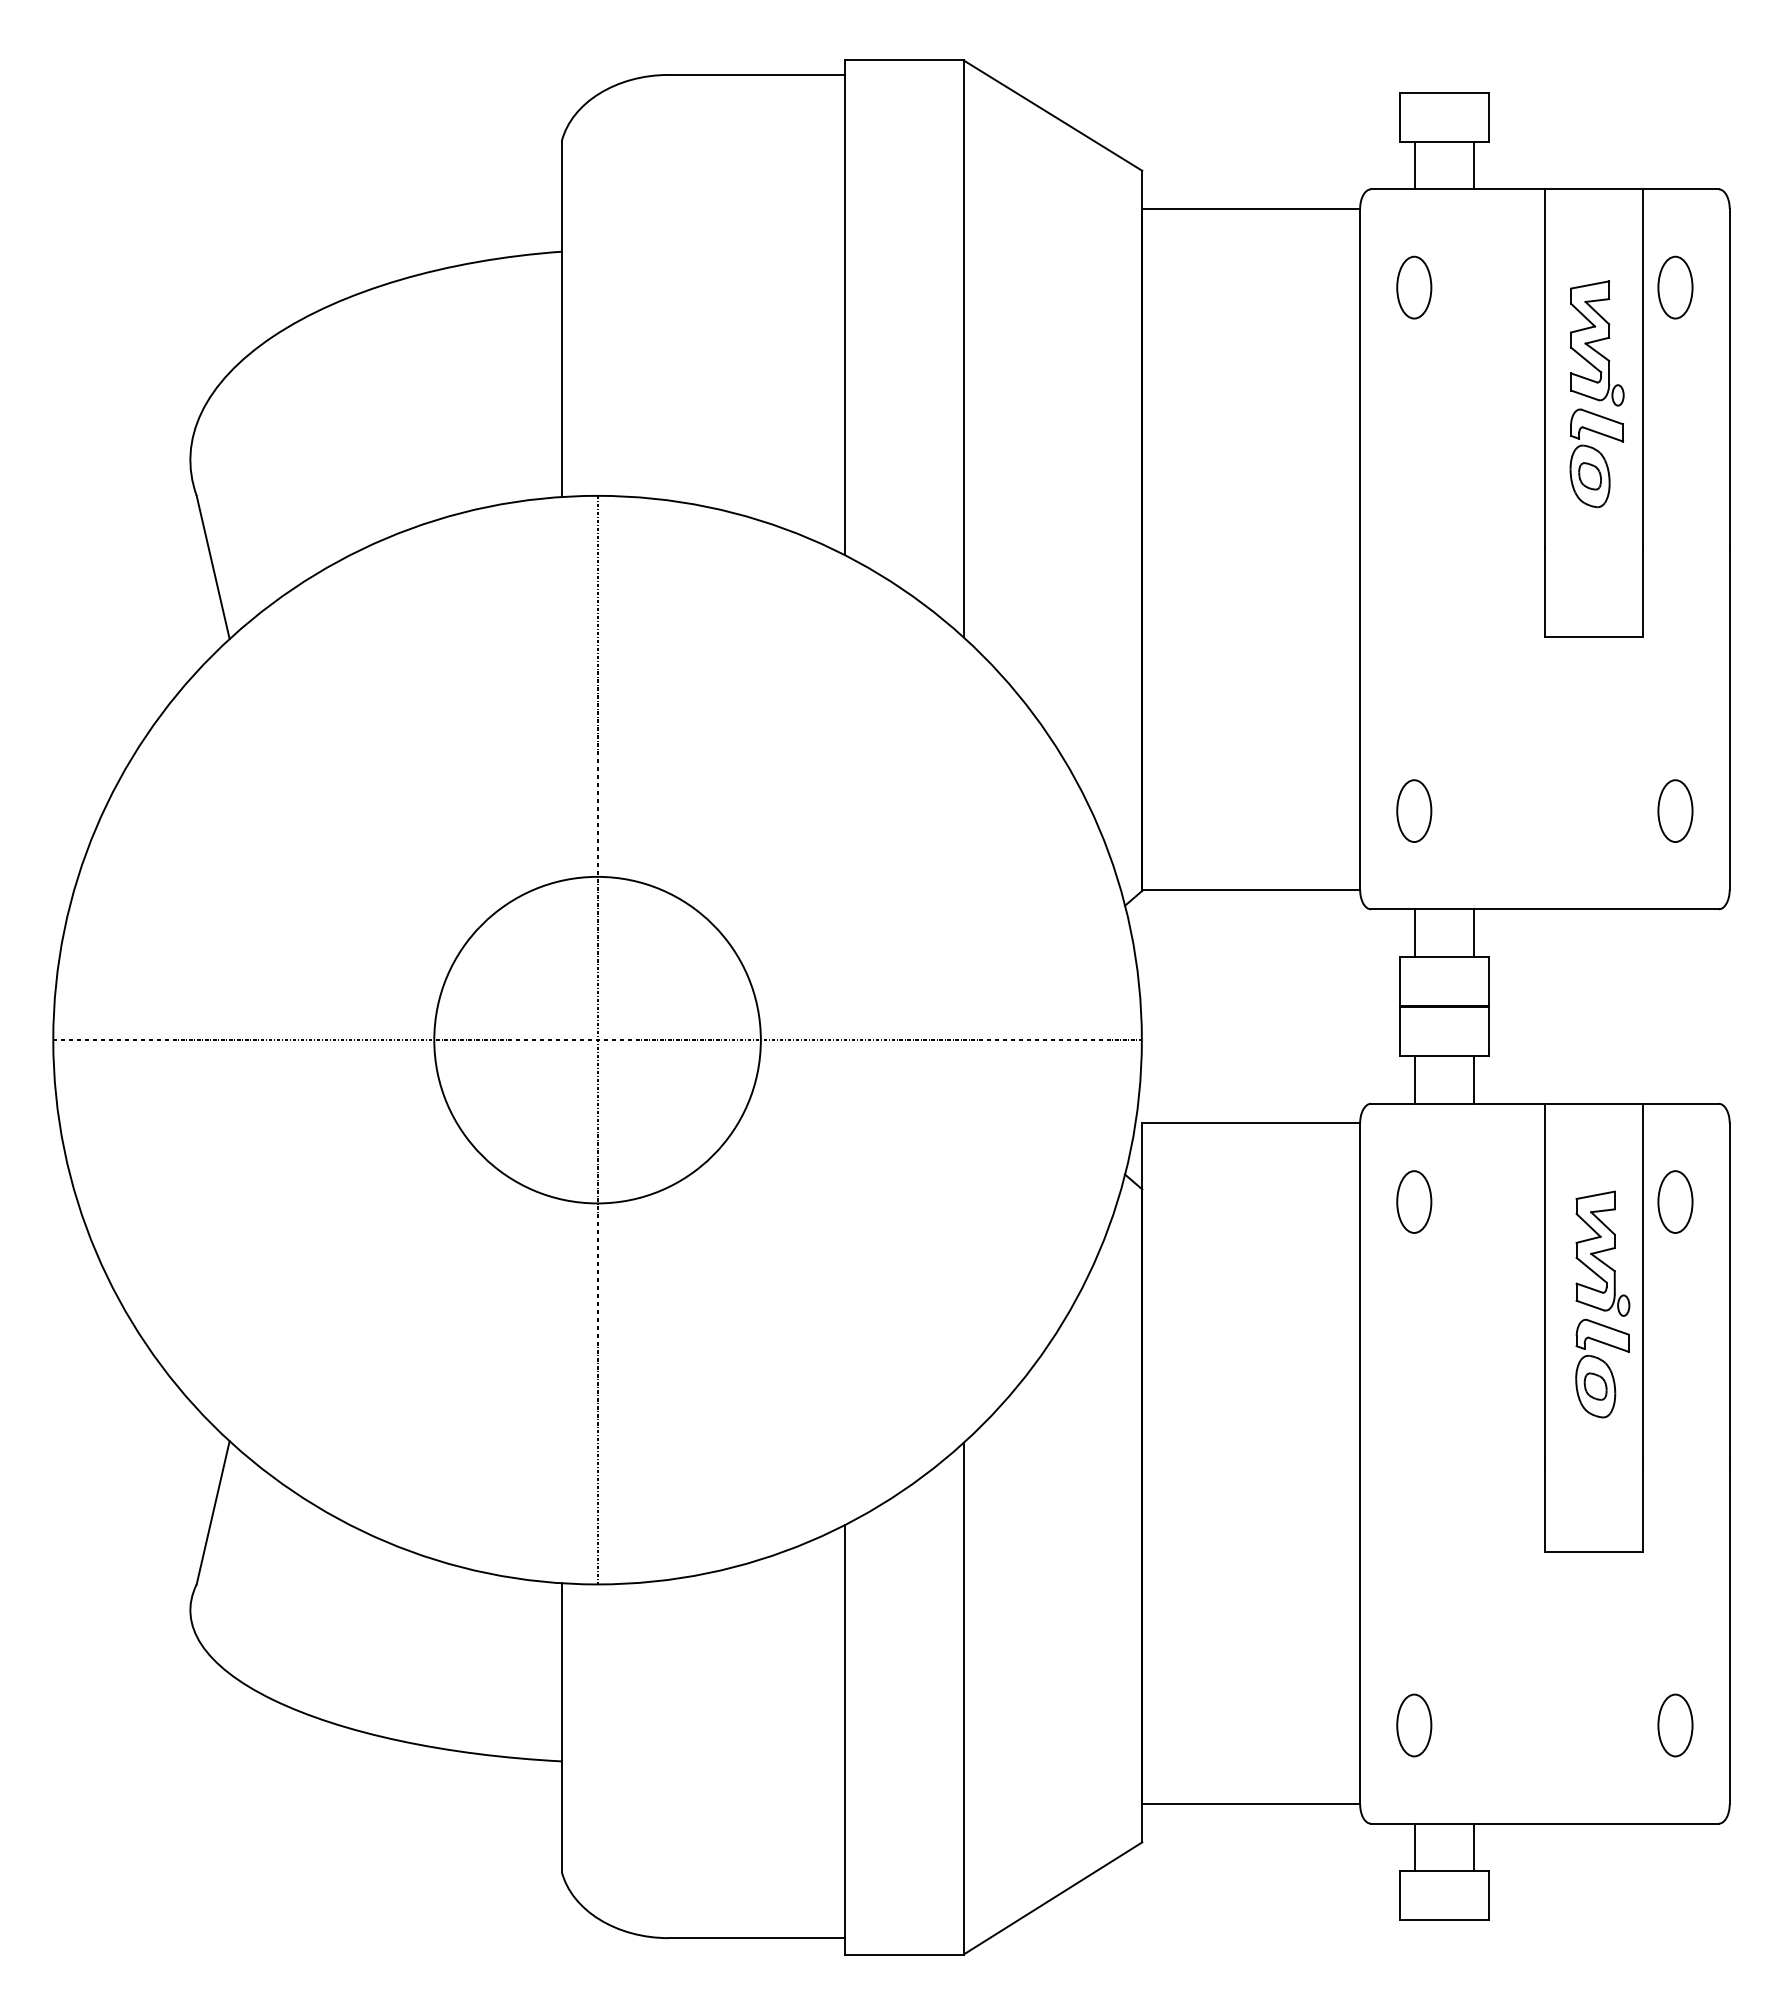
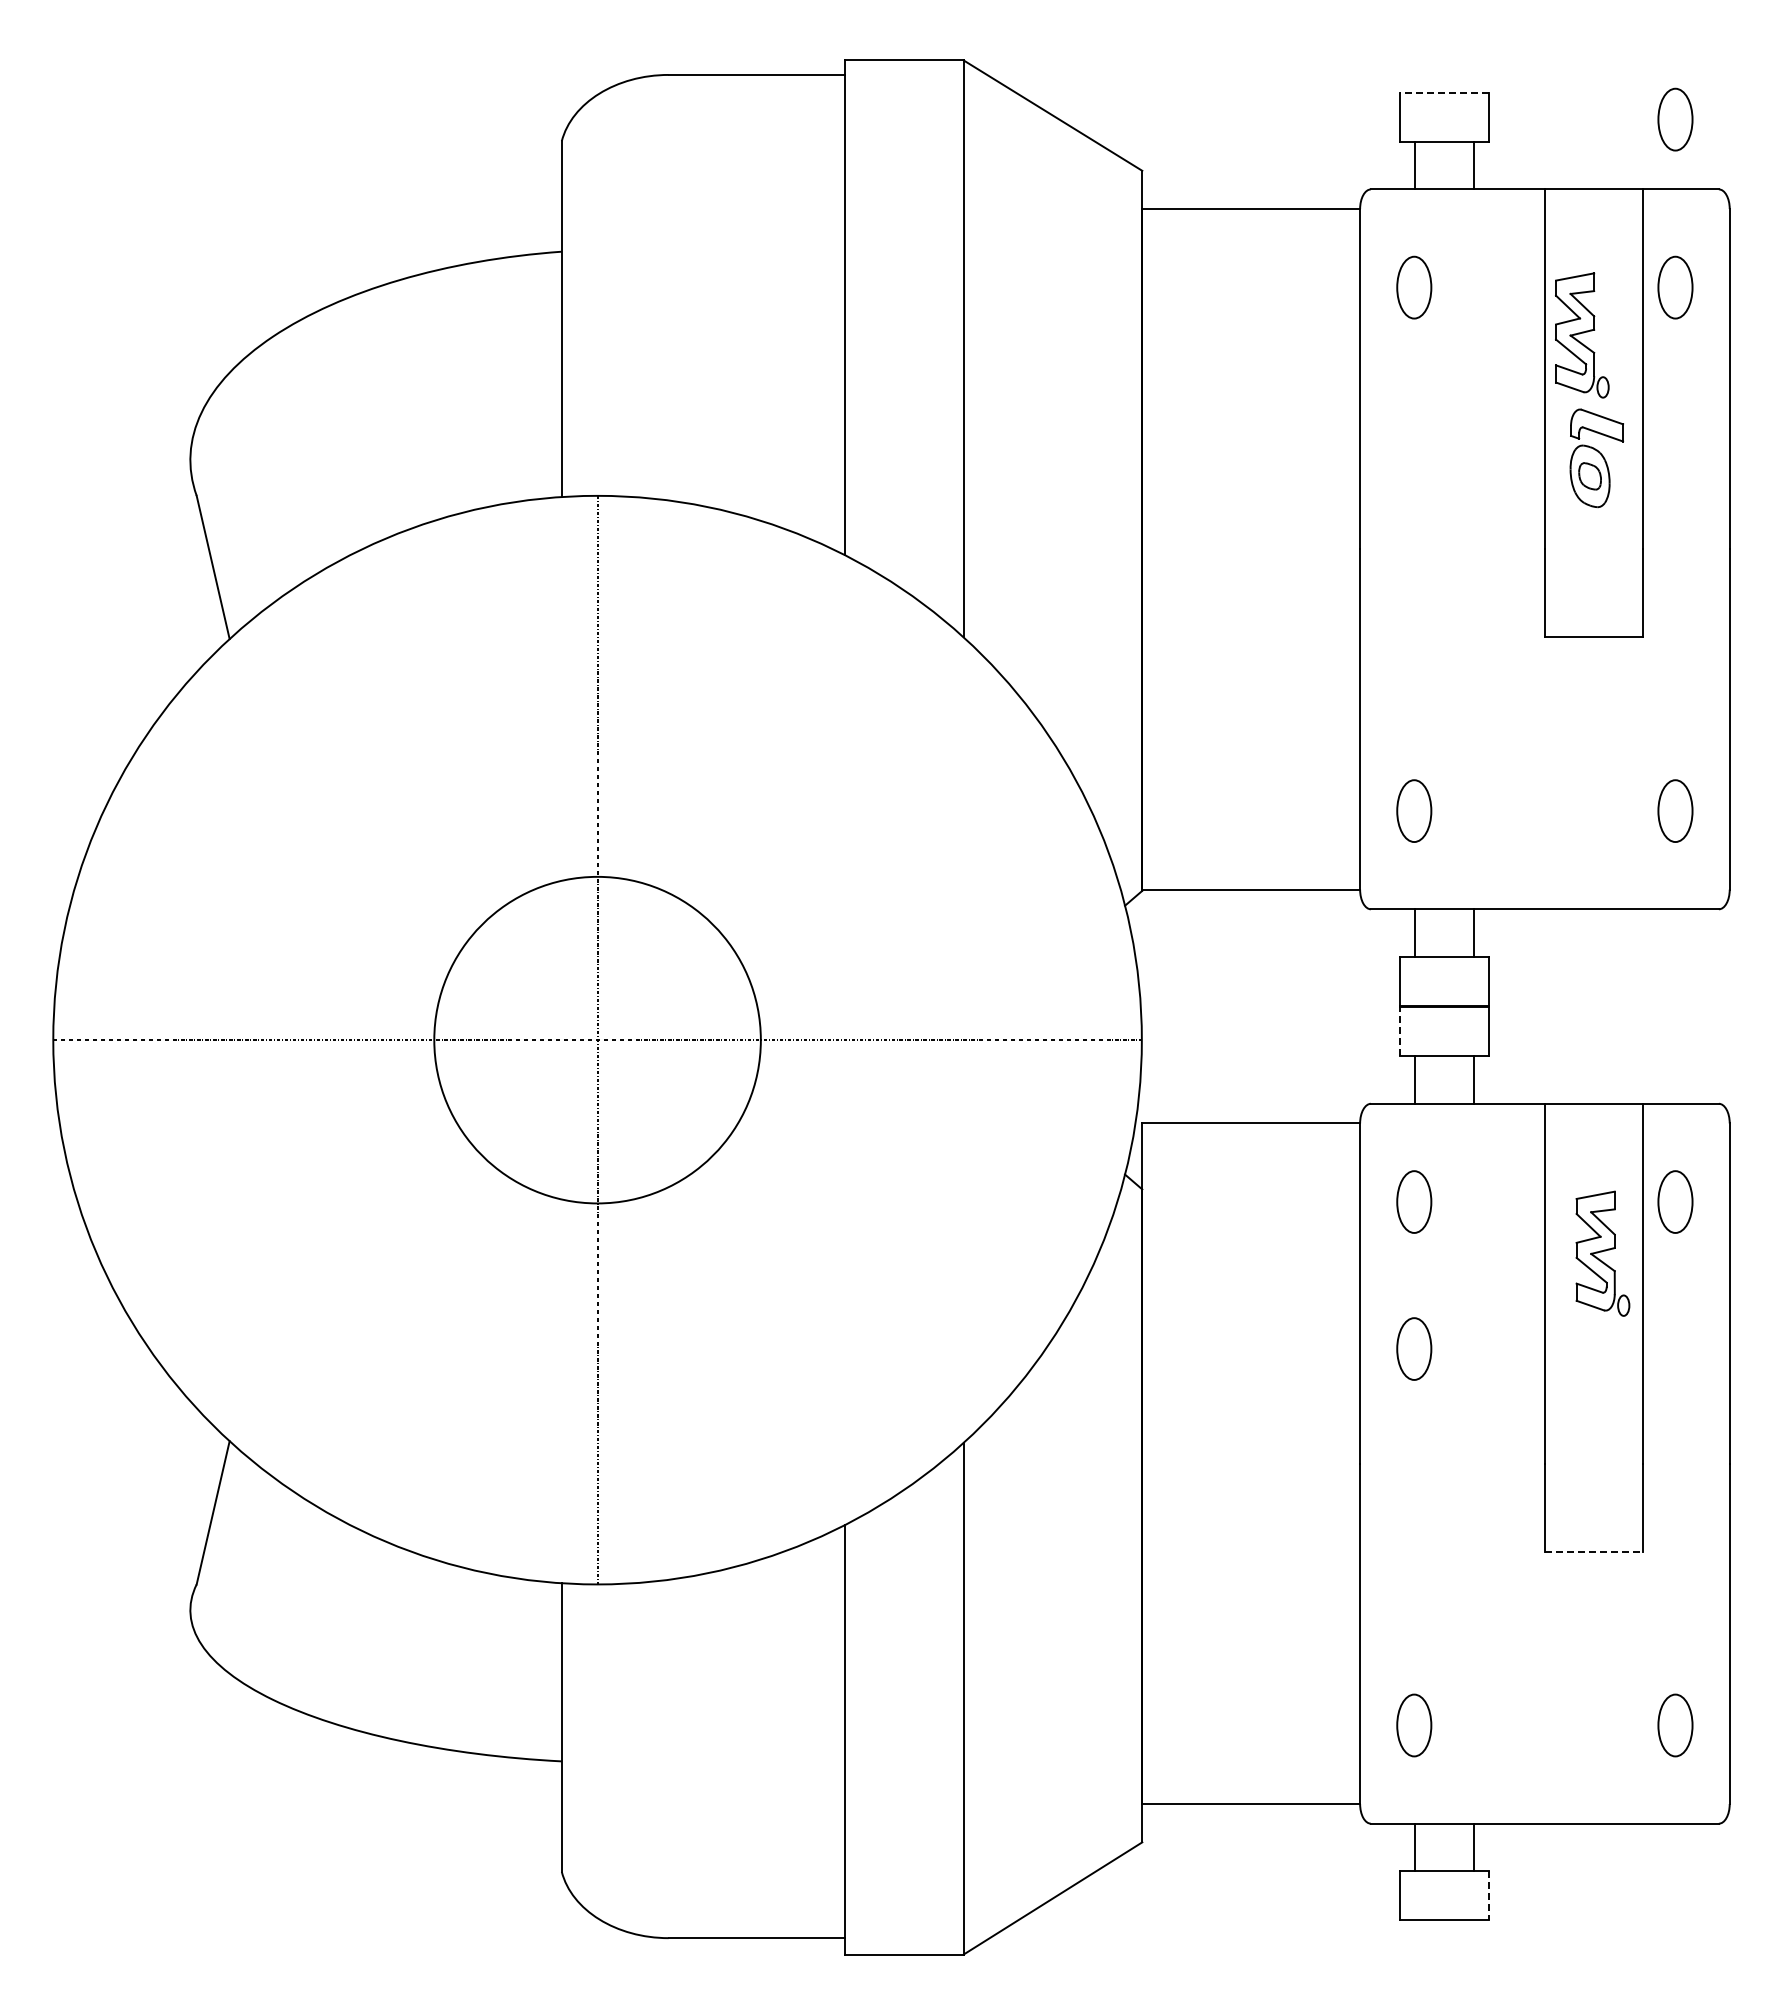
line: solid -> dashed (1443, 92)
part: none -> present (1675, 119)
part position: (1597, 343) -> (1582, 335) (1582, 335)
line: solid -> dashed (1400, 1031)
part: none -> present (1414, 1348)
part: present -> none (1602, 1368)
line: solid -> dashed (1593, 1551)
line: solid -> dashed (1488, 1896)
